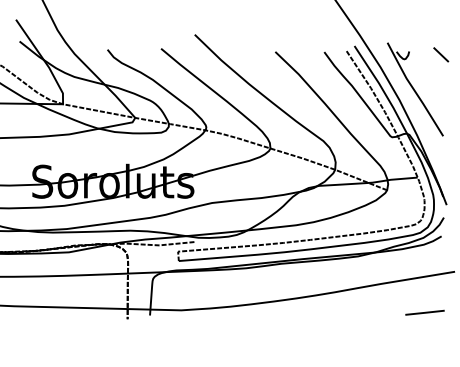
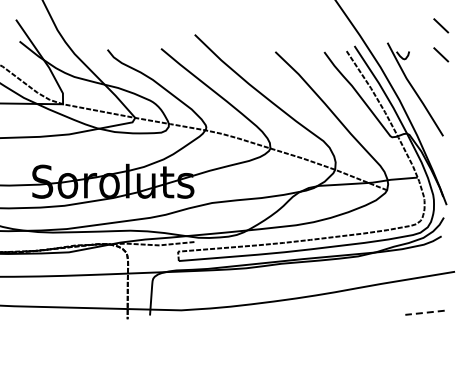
line: none -> present (441, 25)
line: solid -> dashed (425, 312)
